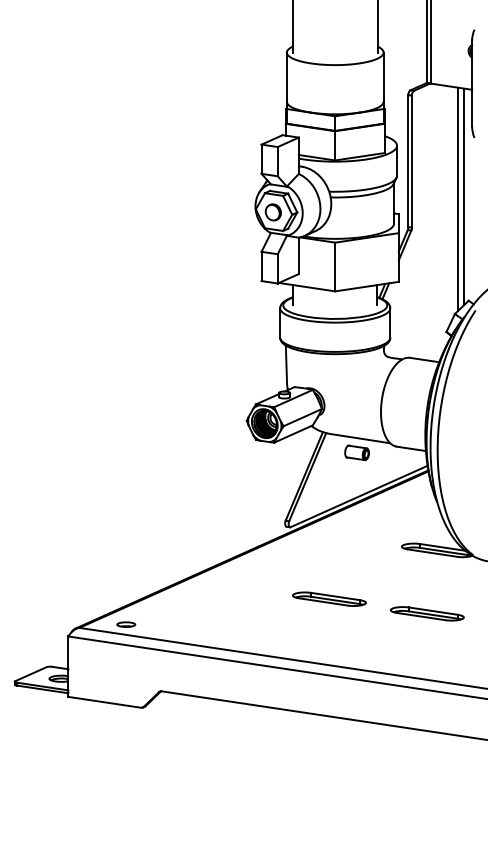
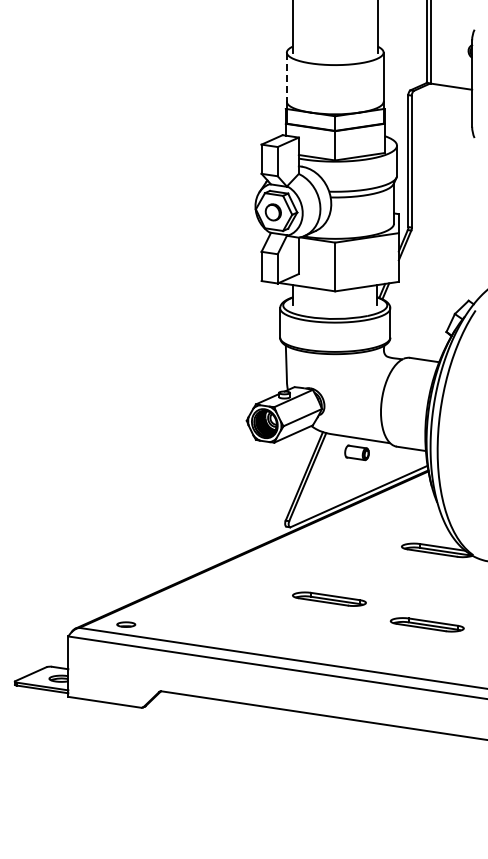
line: solid -> dashed (286, 77)
line: present -> none (463, 196)
line: present -> none (458, 198)
part position: (426, 613) -> (426, 624) (426, 624)
